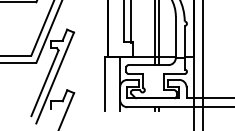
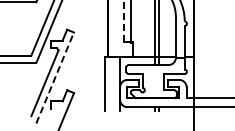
line: solid -> dashed (123, 21)
line: present -> none (202, 64)
line: solid -> dashed (55, 77)
